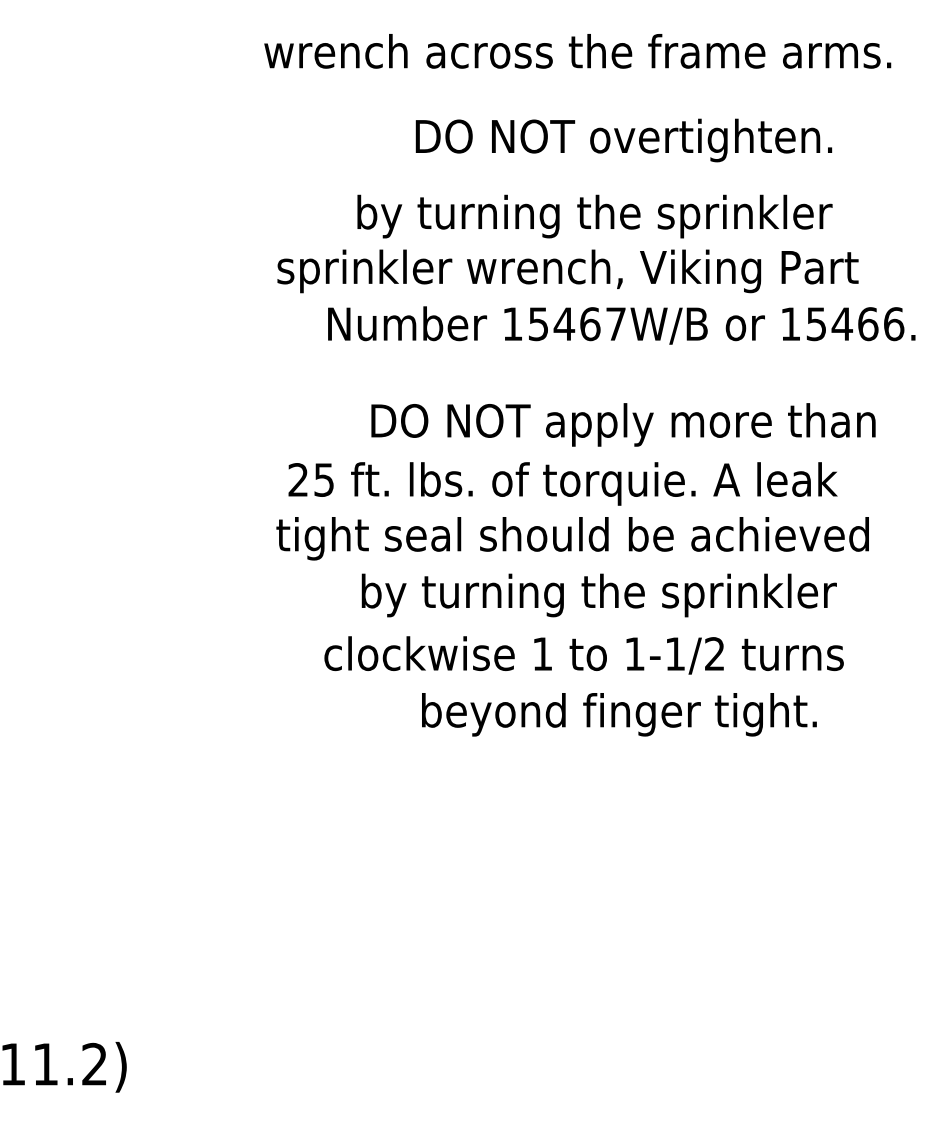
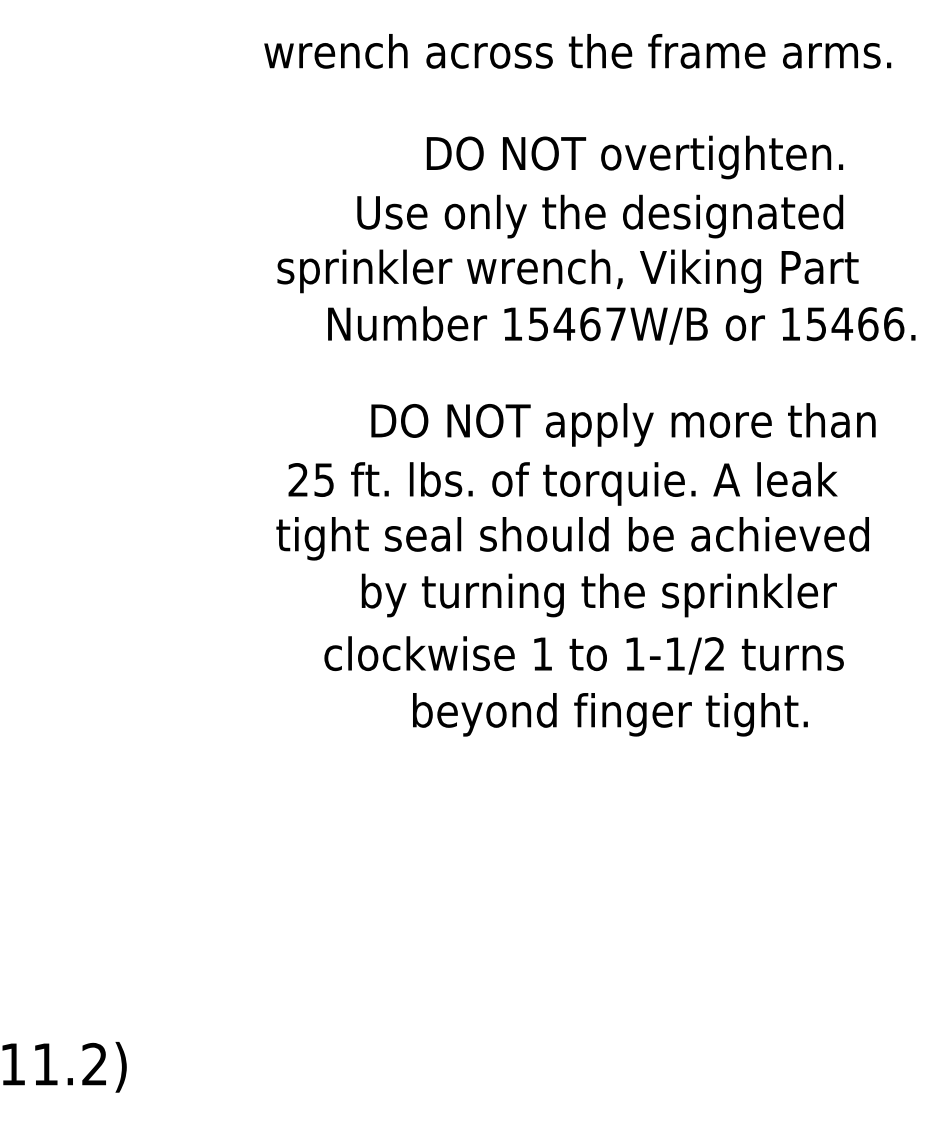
text position: (623, 140) -> (634, 157) (634, 157)
text: by turning the sprinkler -> Use only the designated (600, 216)
text position: (619, 714) -> (610, 714) (610, 714)
